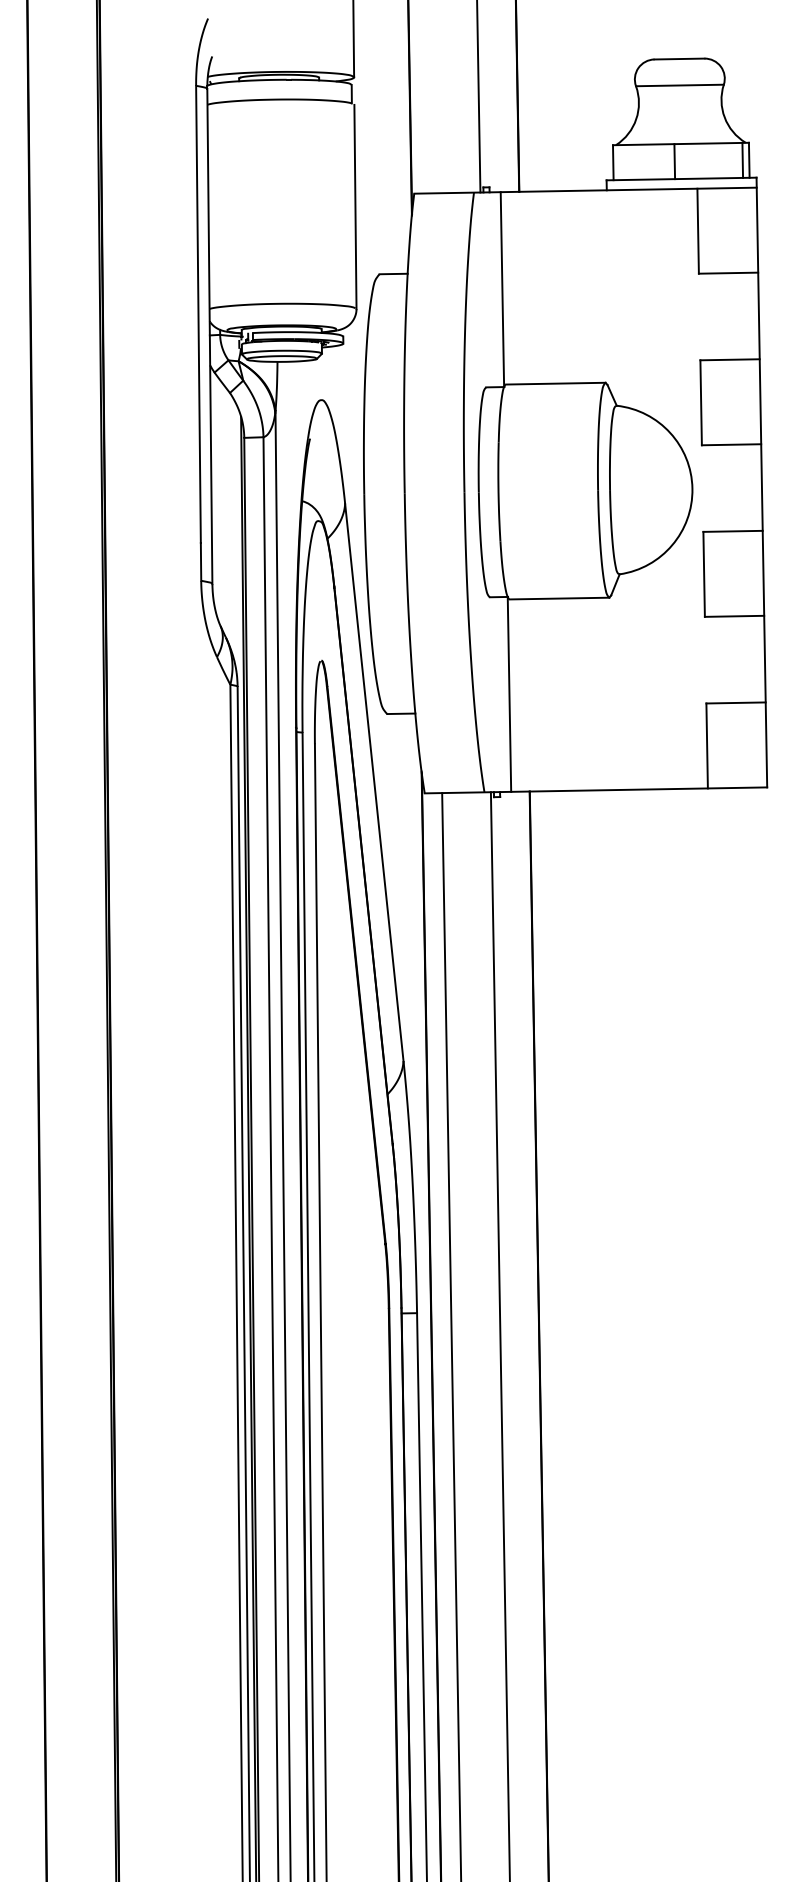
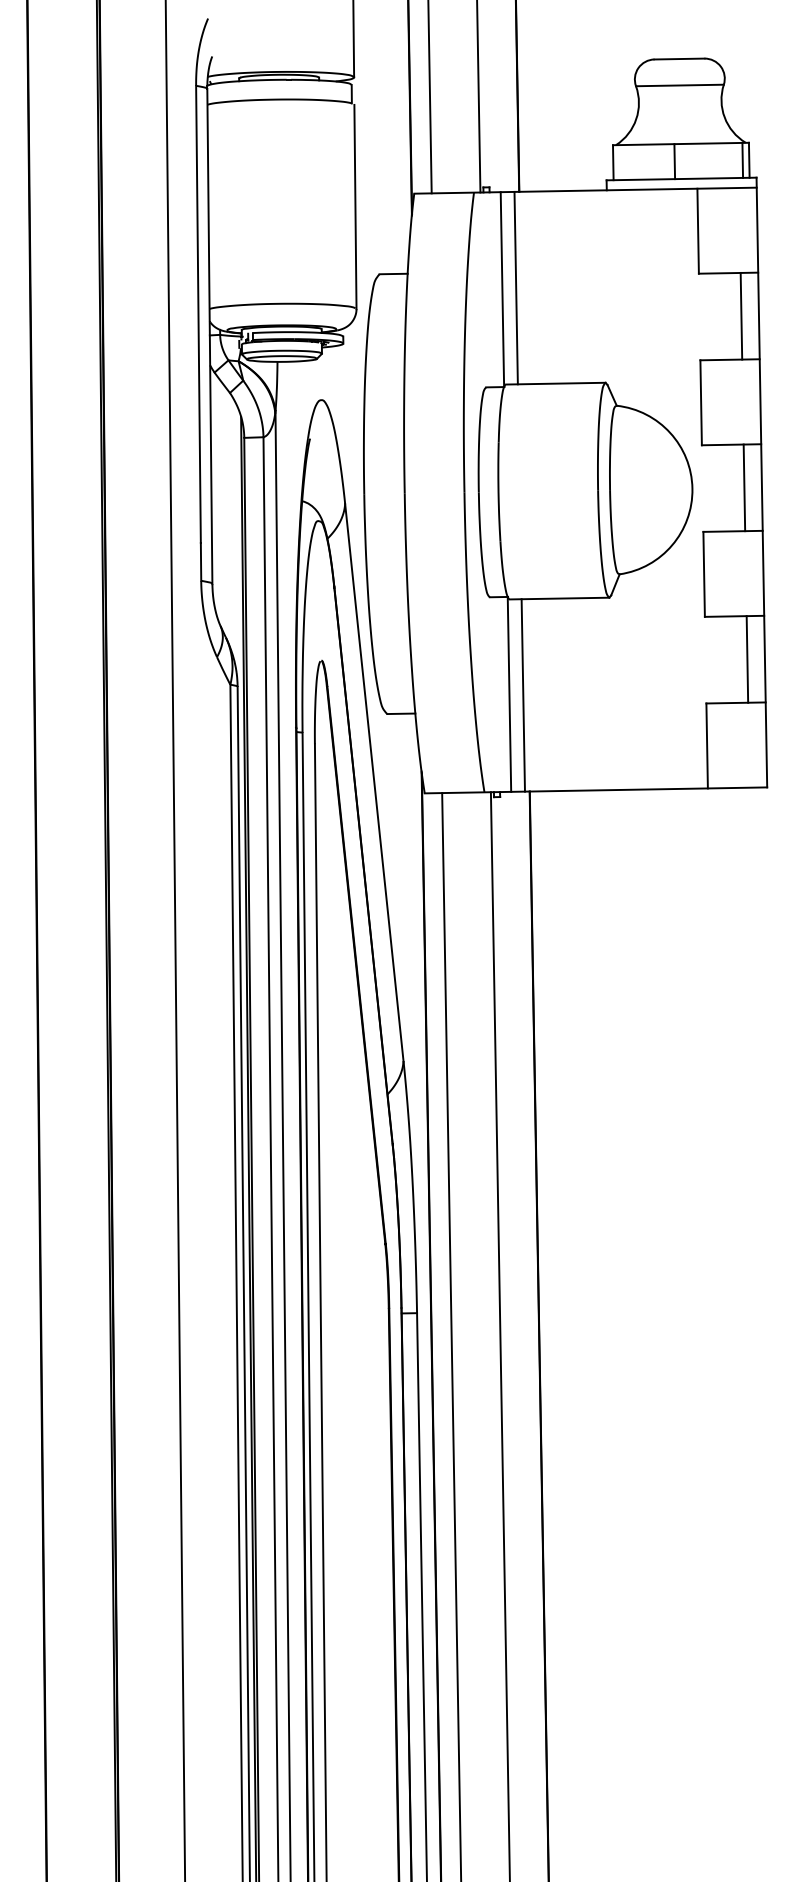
line: none -> present (429, 97)
line: none -> present (515, 287)
line: none -> present (741, 315)
line: none -> present (744, 487)
line: none -> present (747, 659)
line: none -> present (522, 695)
line: none -> present (175, 940)
